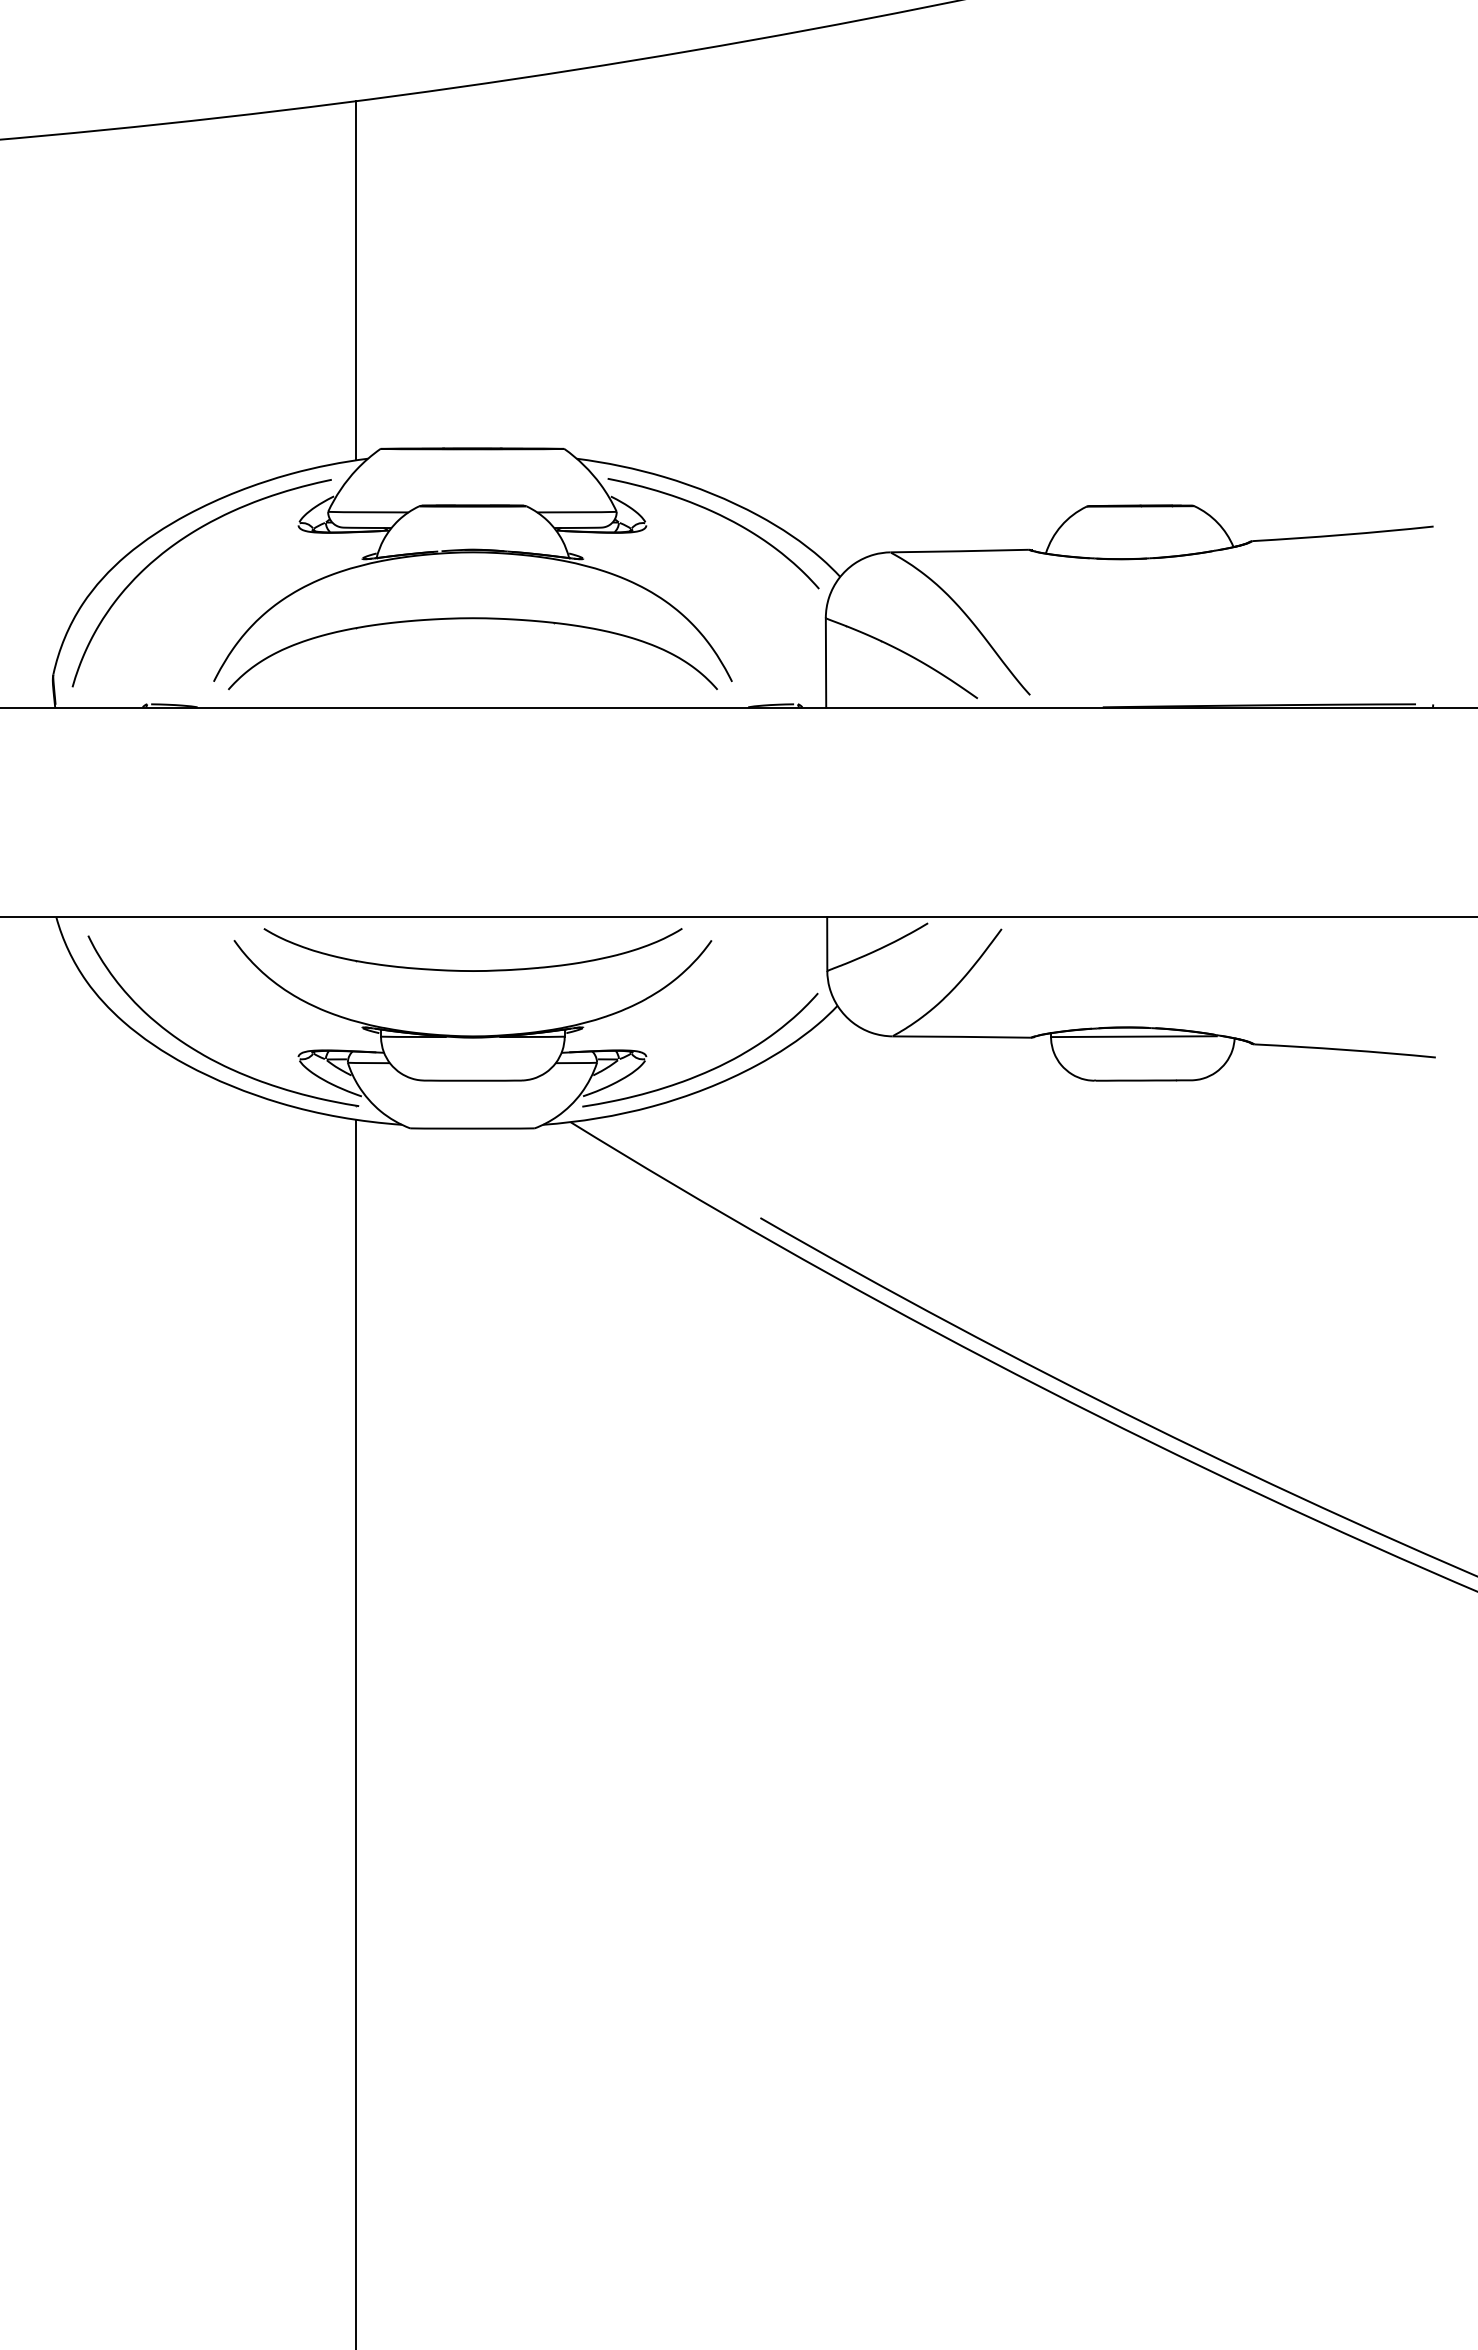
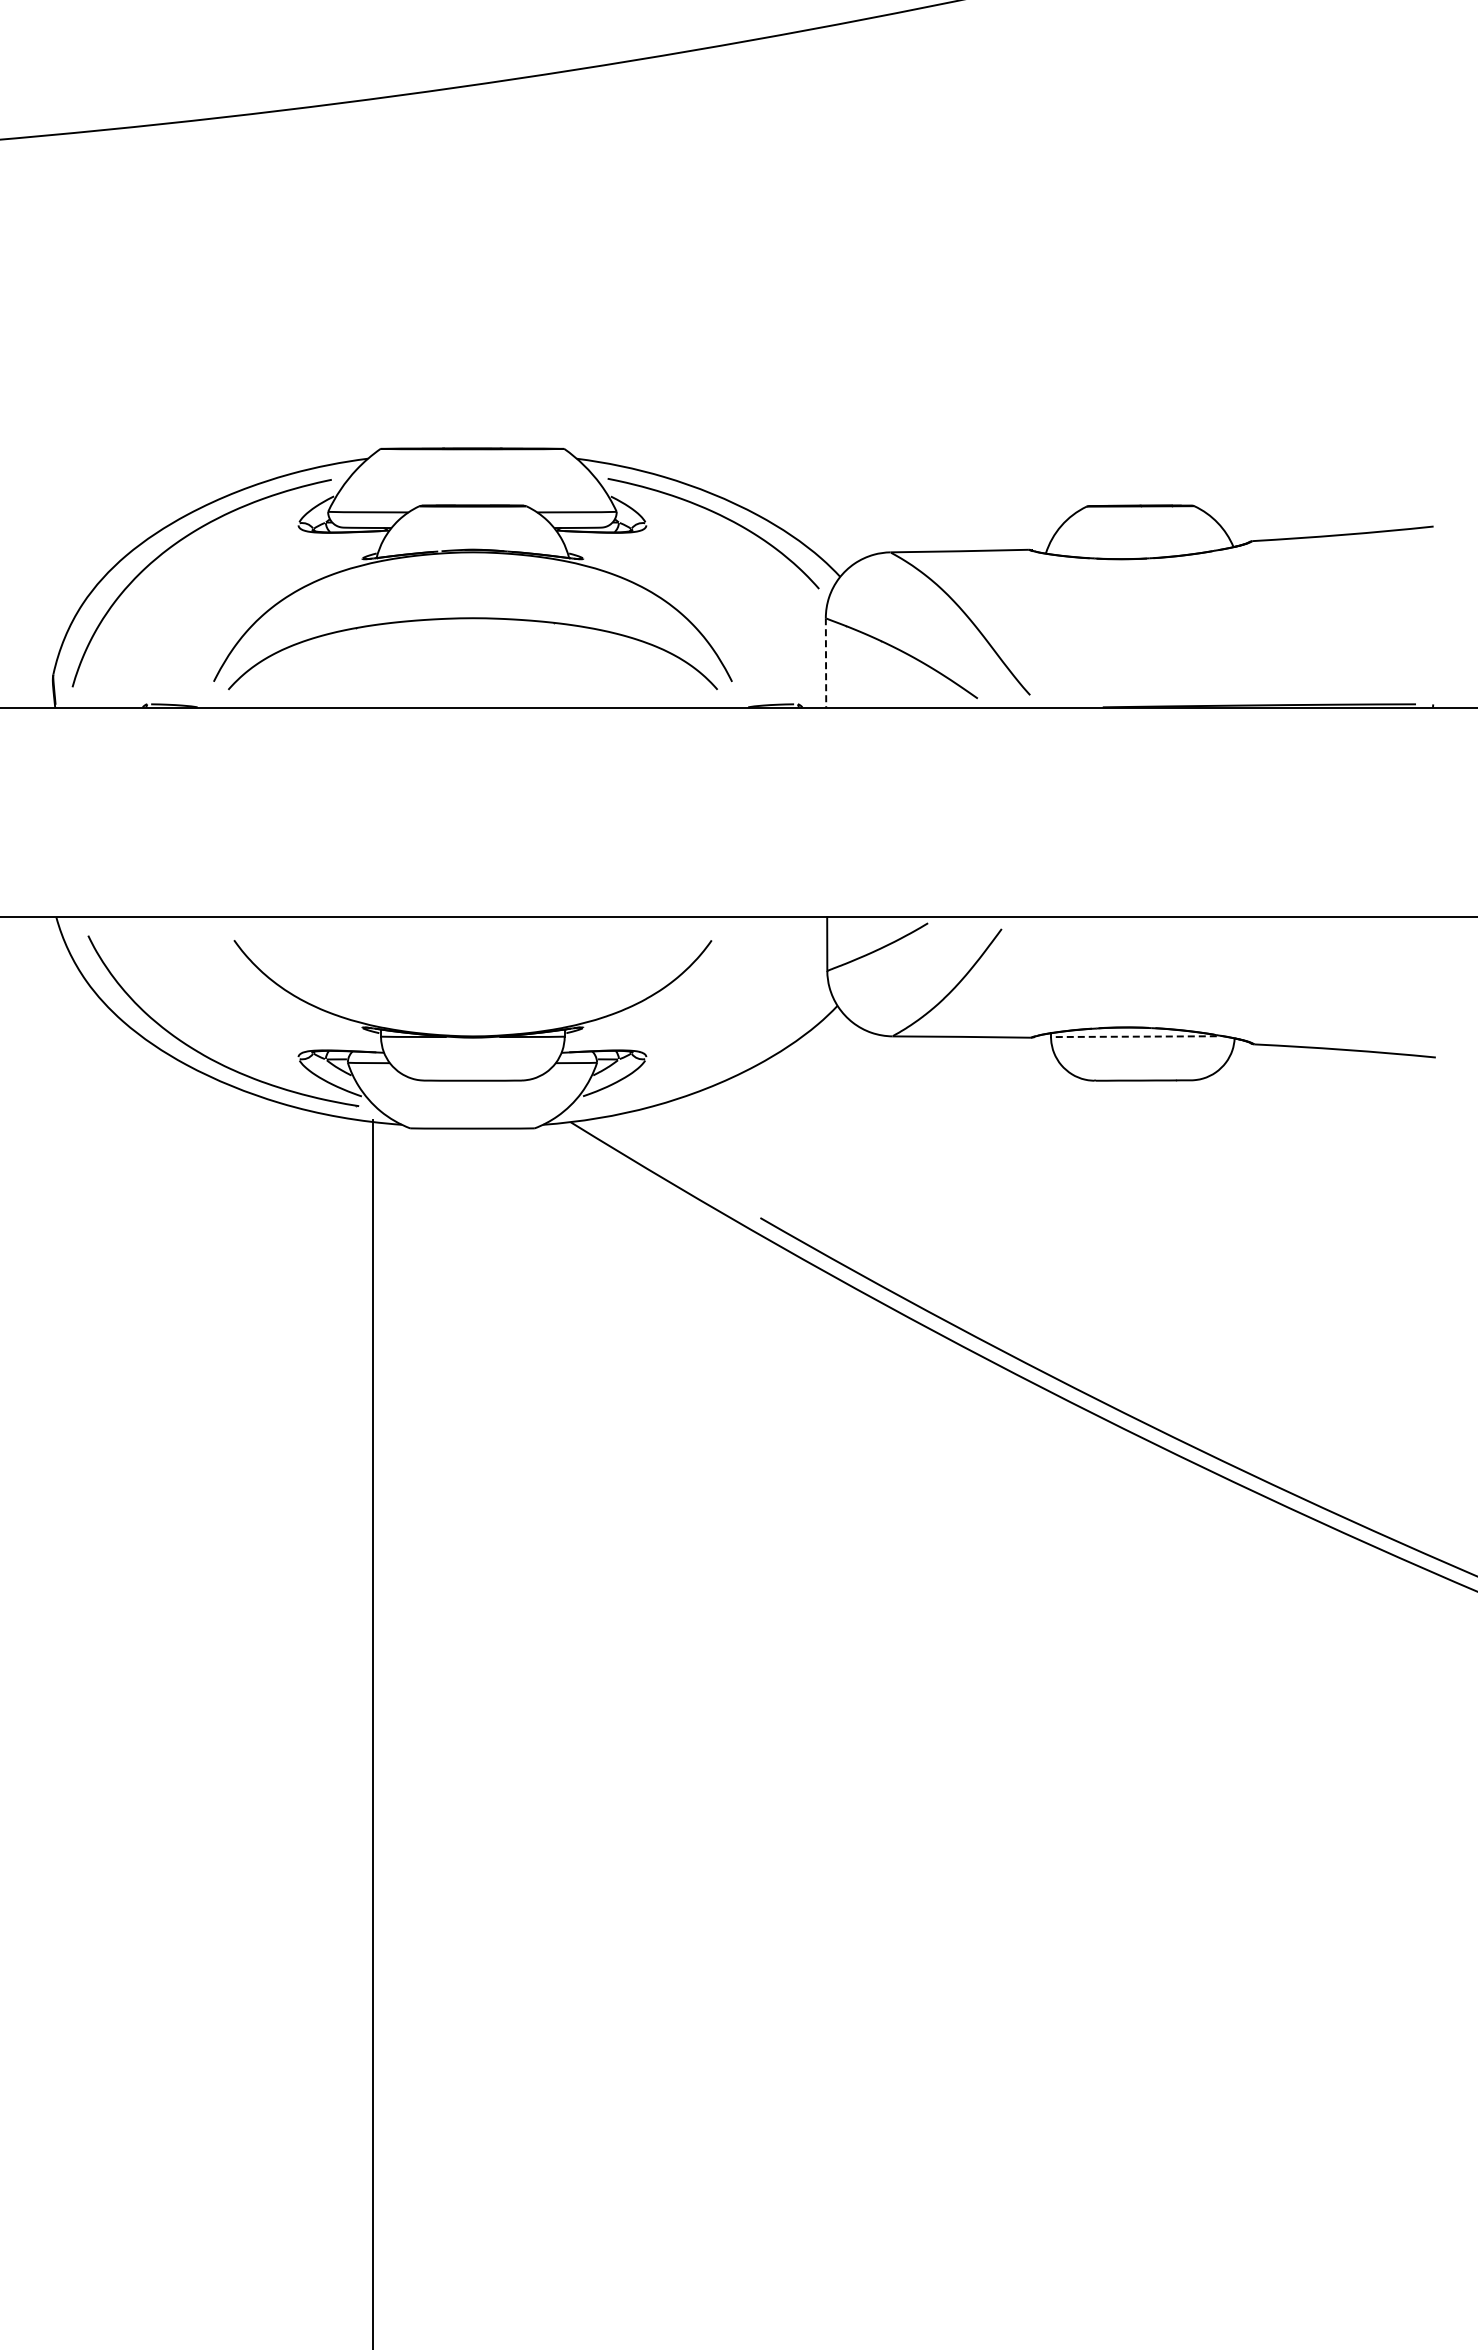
line: present -> none (356, 280)
line: solid -> dashed (826, 662)
part: present -> none (472, 970)
line: solid -> dashed (1134, 1036)
curve: present -> none (709, 1069)
line position: (356, 1732) -> (373, 1732) (373, 1732)
